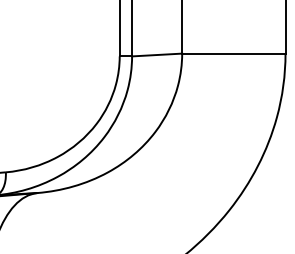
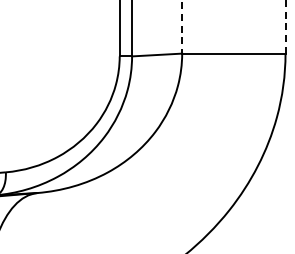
line: solid -> dashed (285, 26)
line: solid -> dashed (182, 27)
